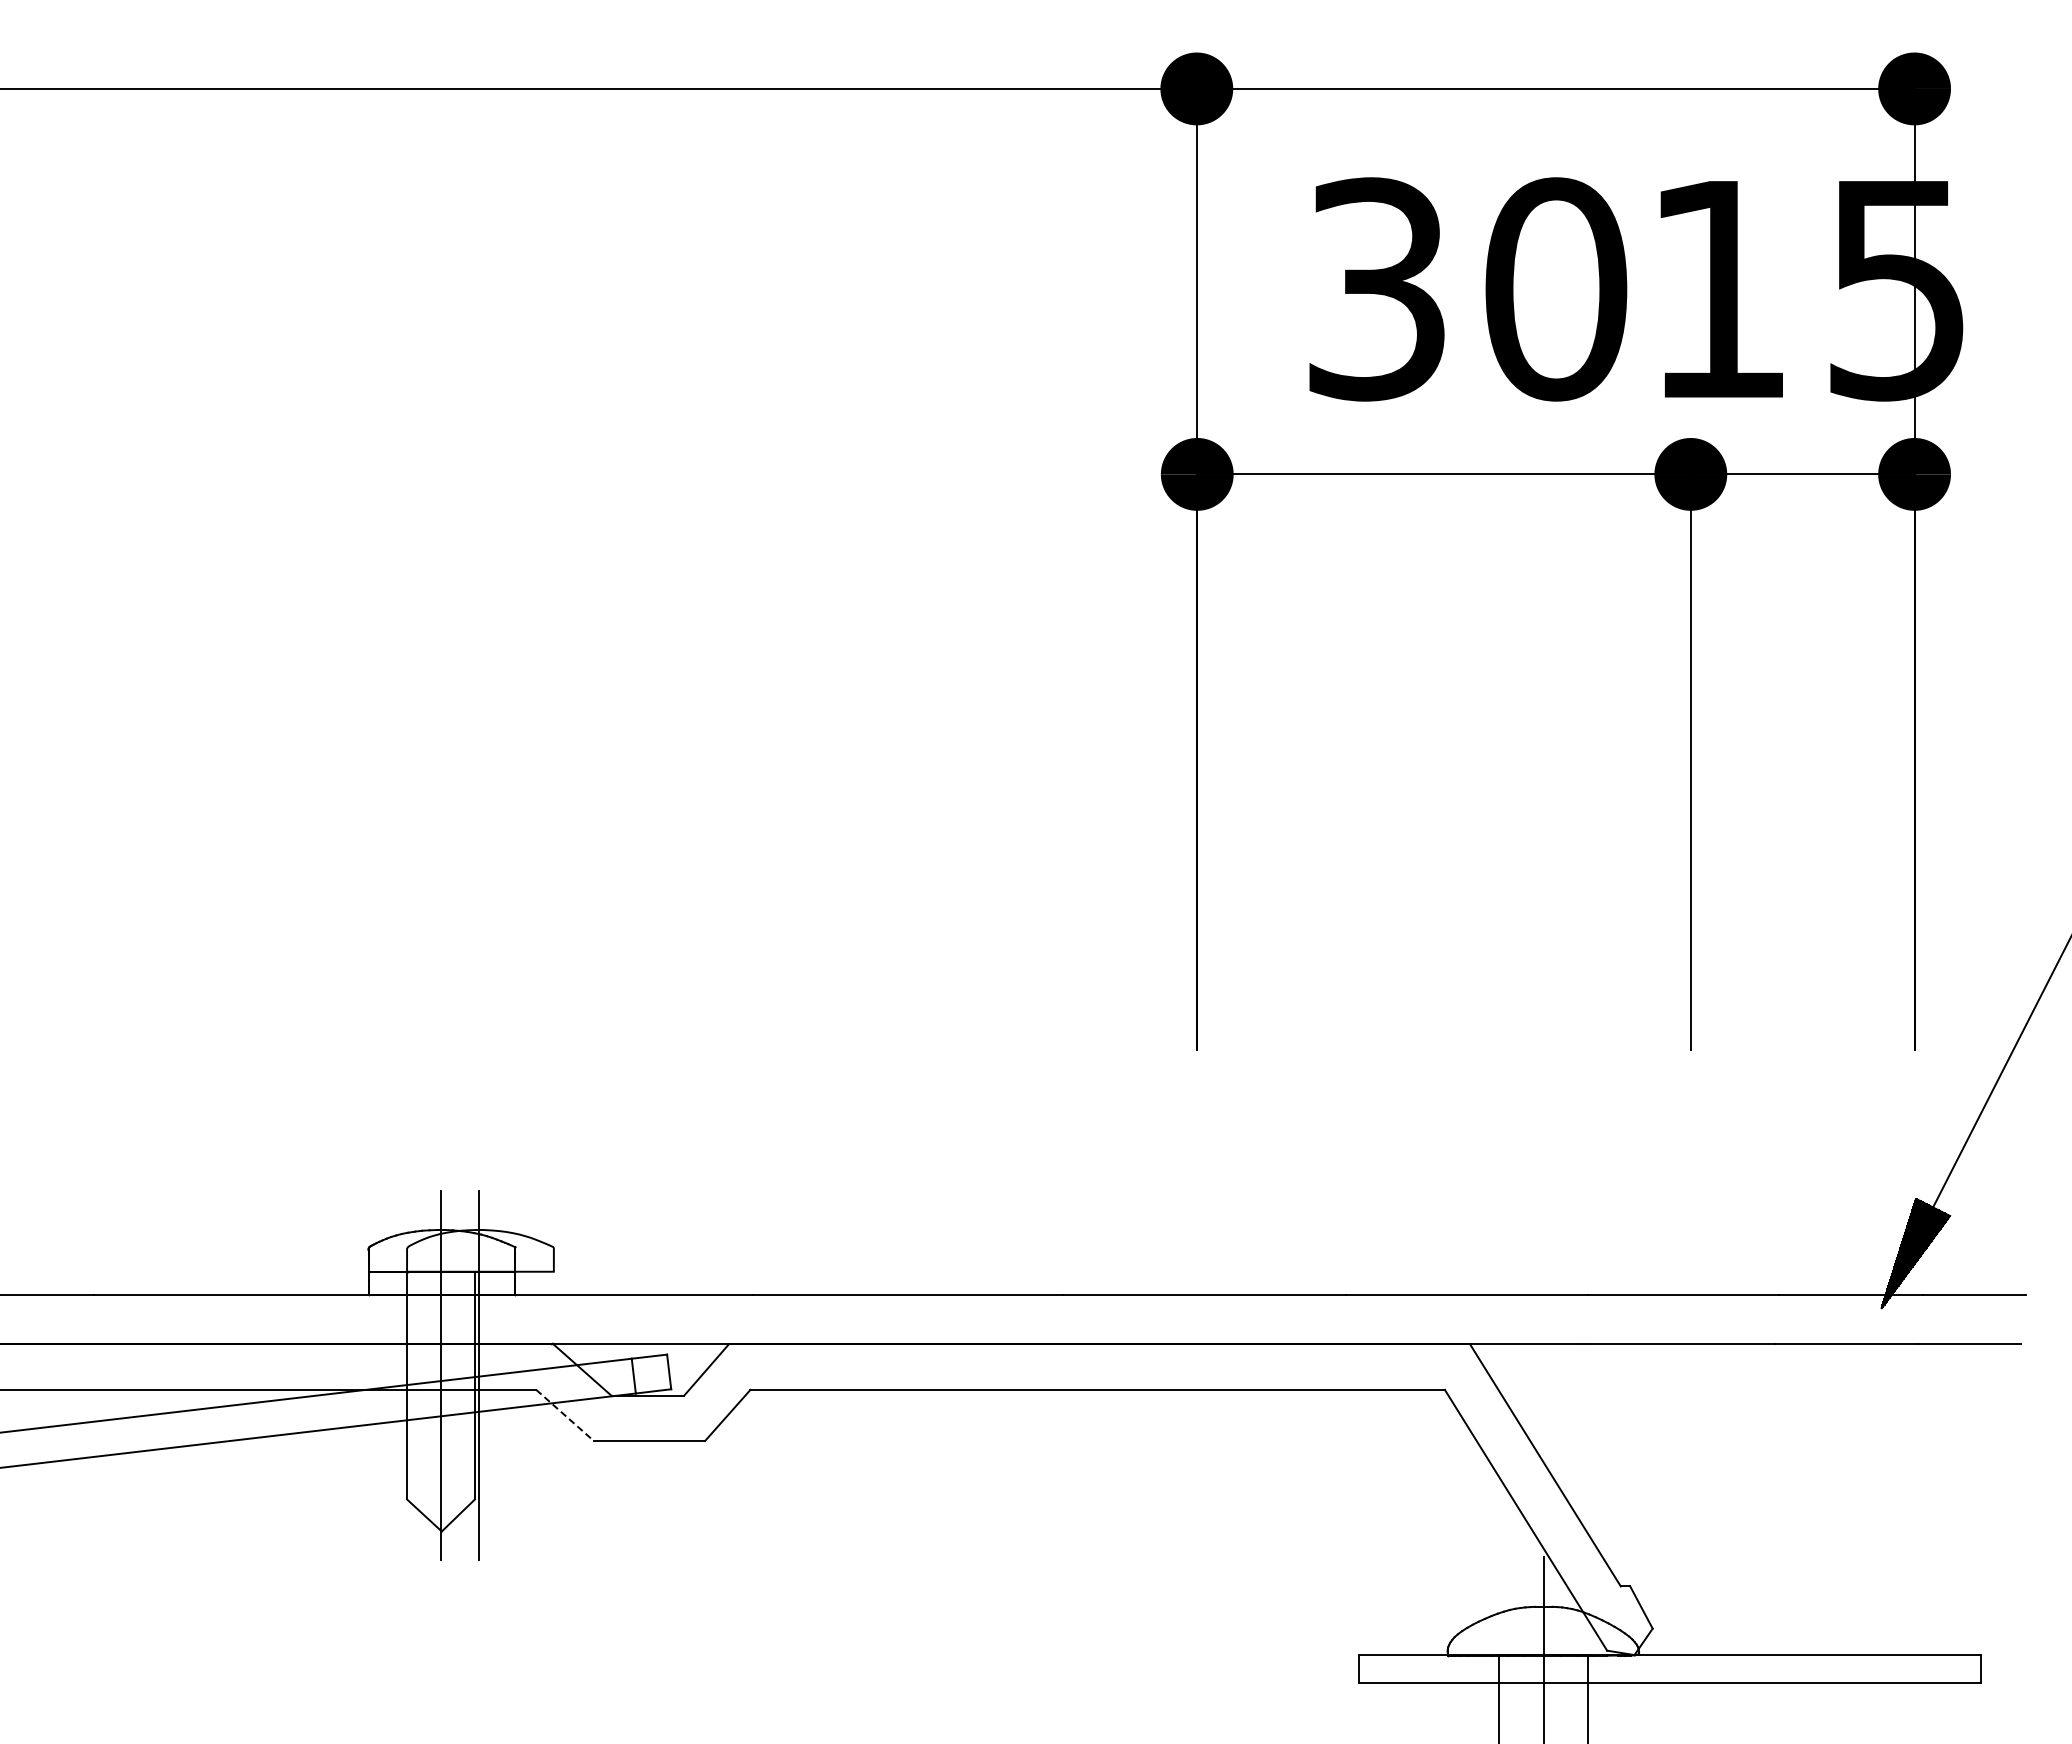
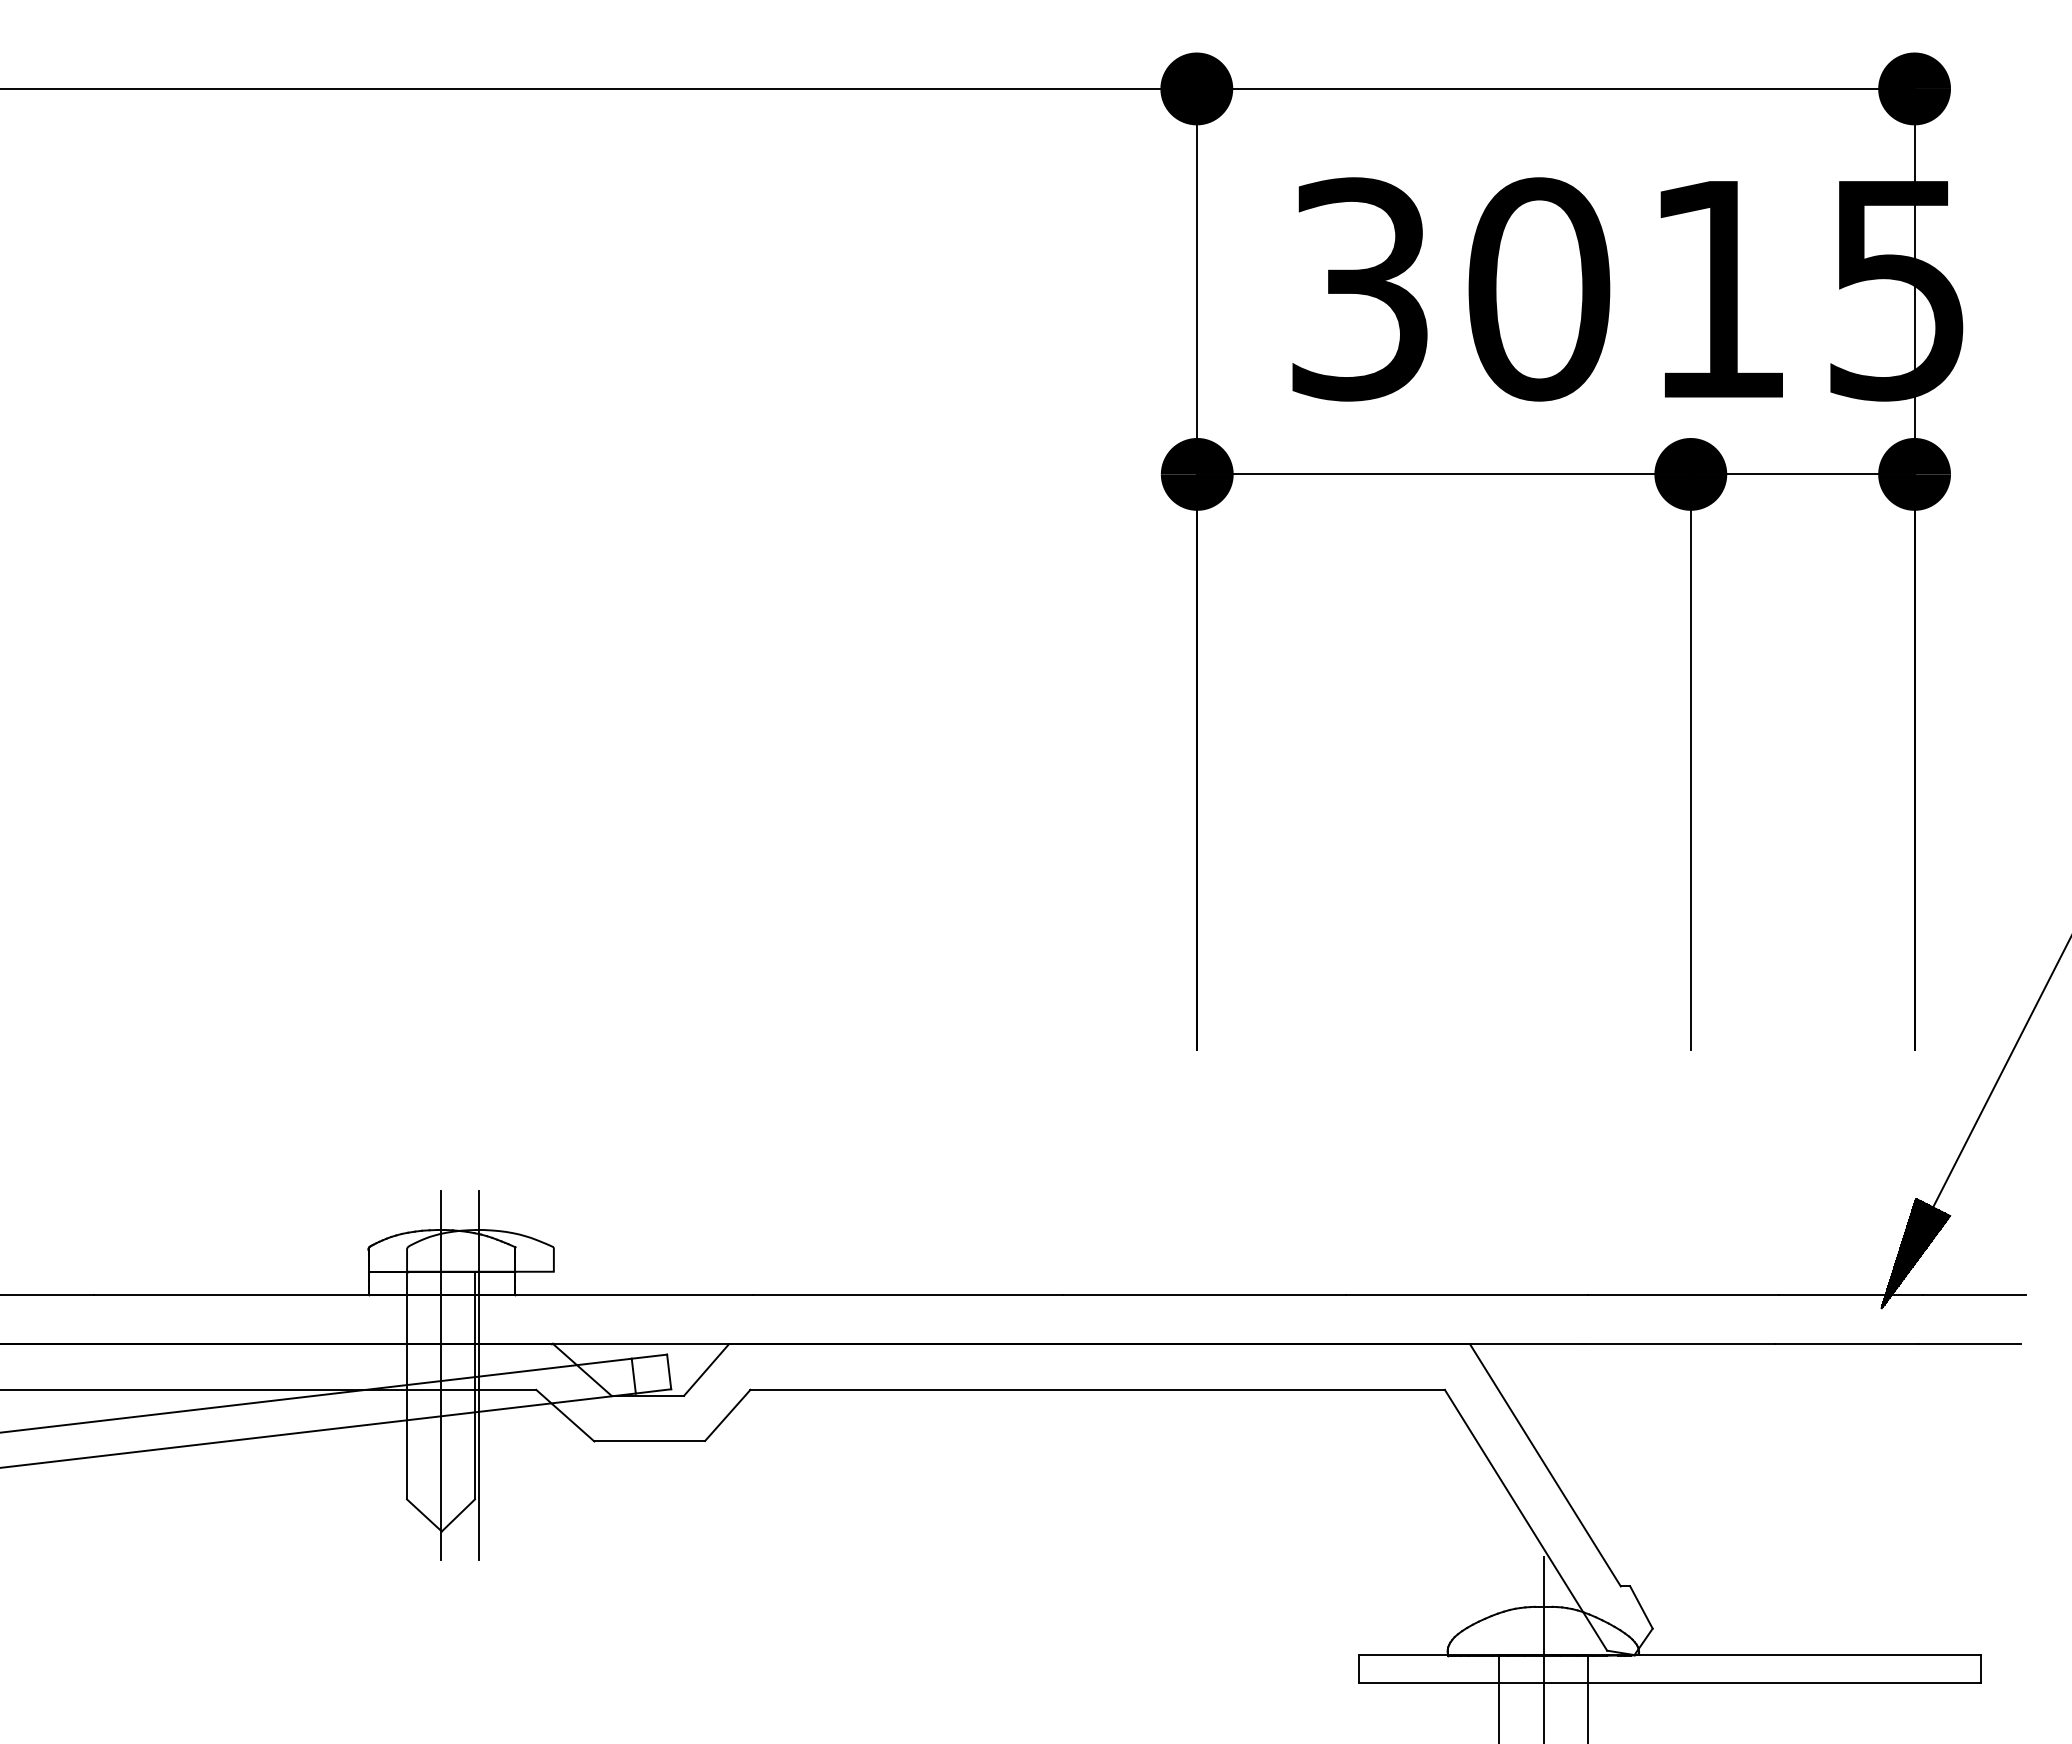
text position: (1468, 289) -> (1451, 289) (1451, 289)
line: dashed -> solid (565, 1415)
